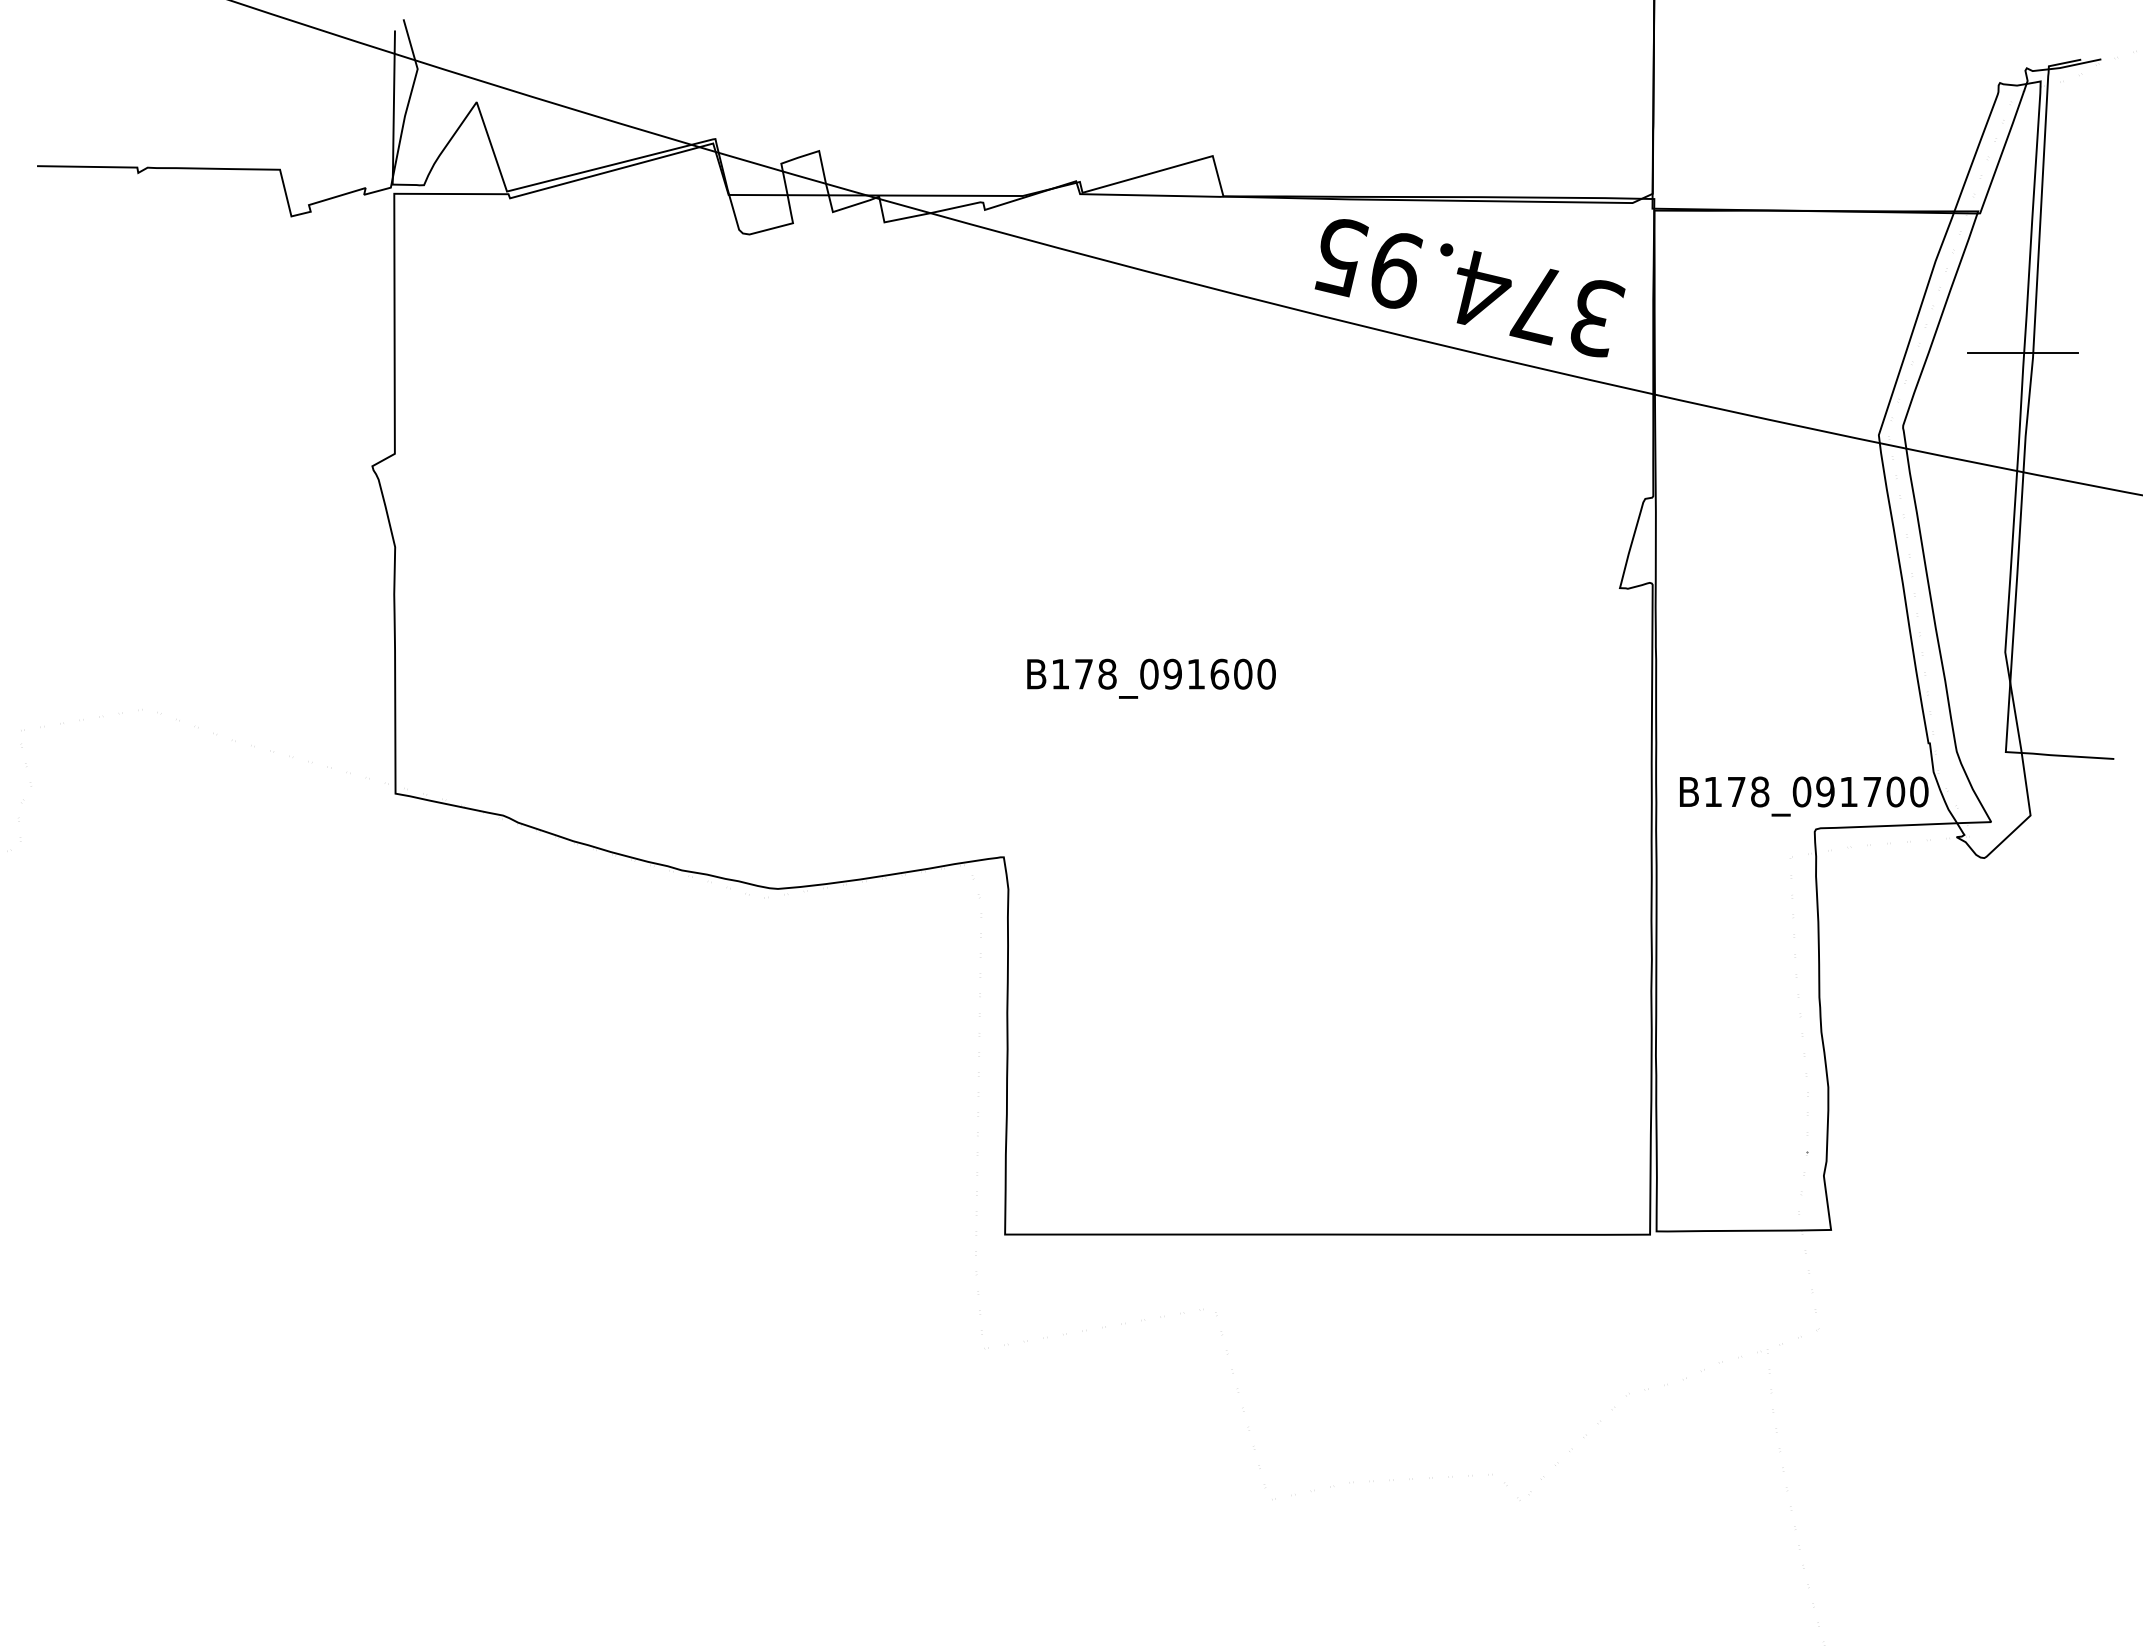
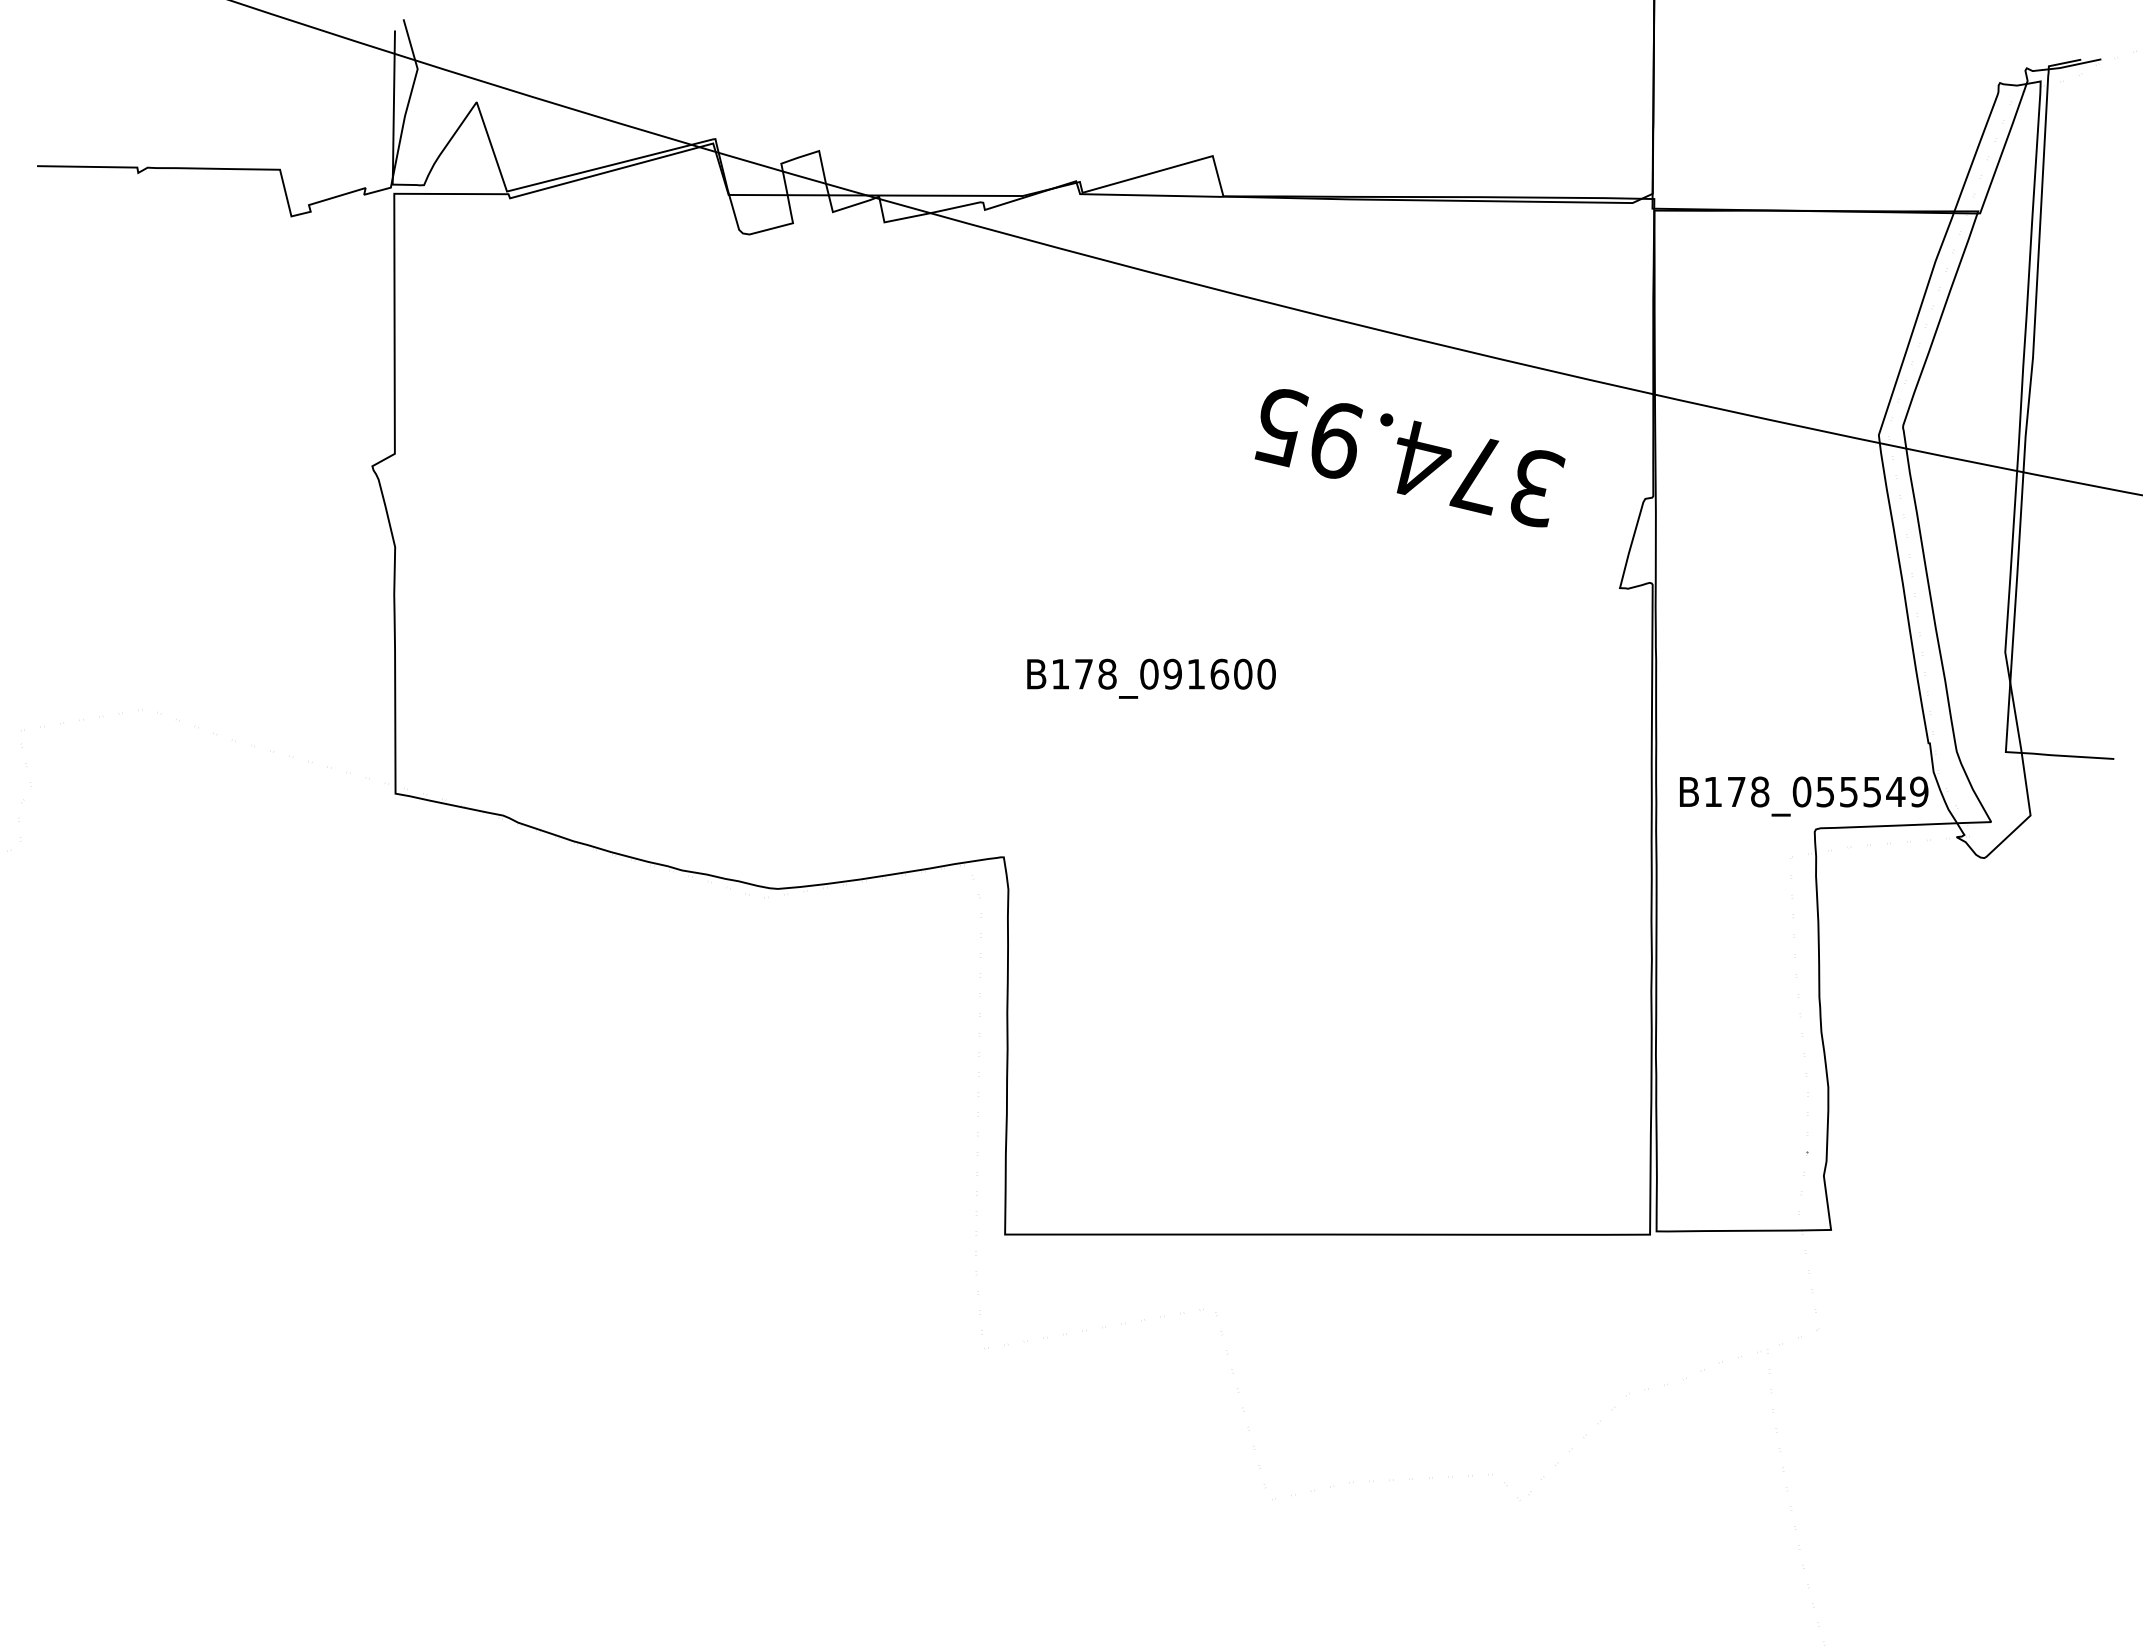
text position: (1469, 288) -> (1409, 458) (1409, 458)
line: present -> none (2022, 352)
text: B178_091700 -> B178_055549 (1872, 791)
